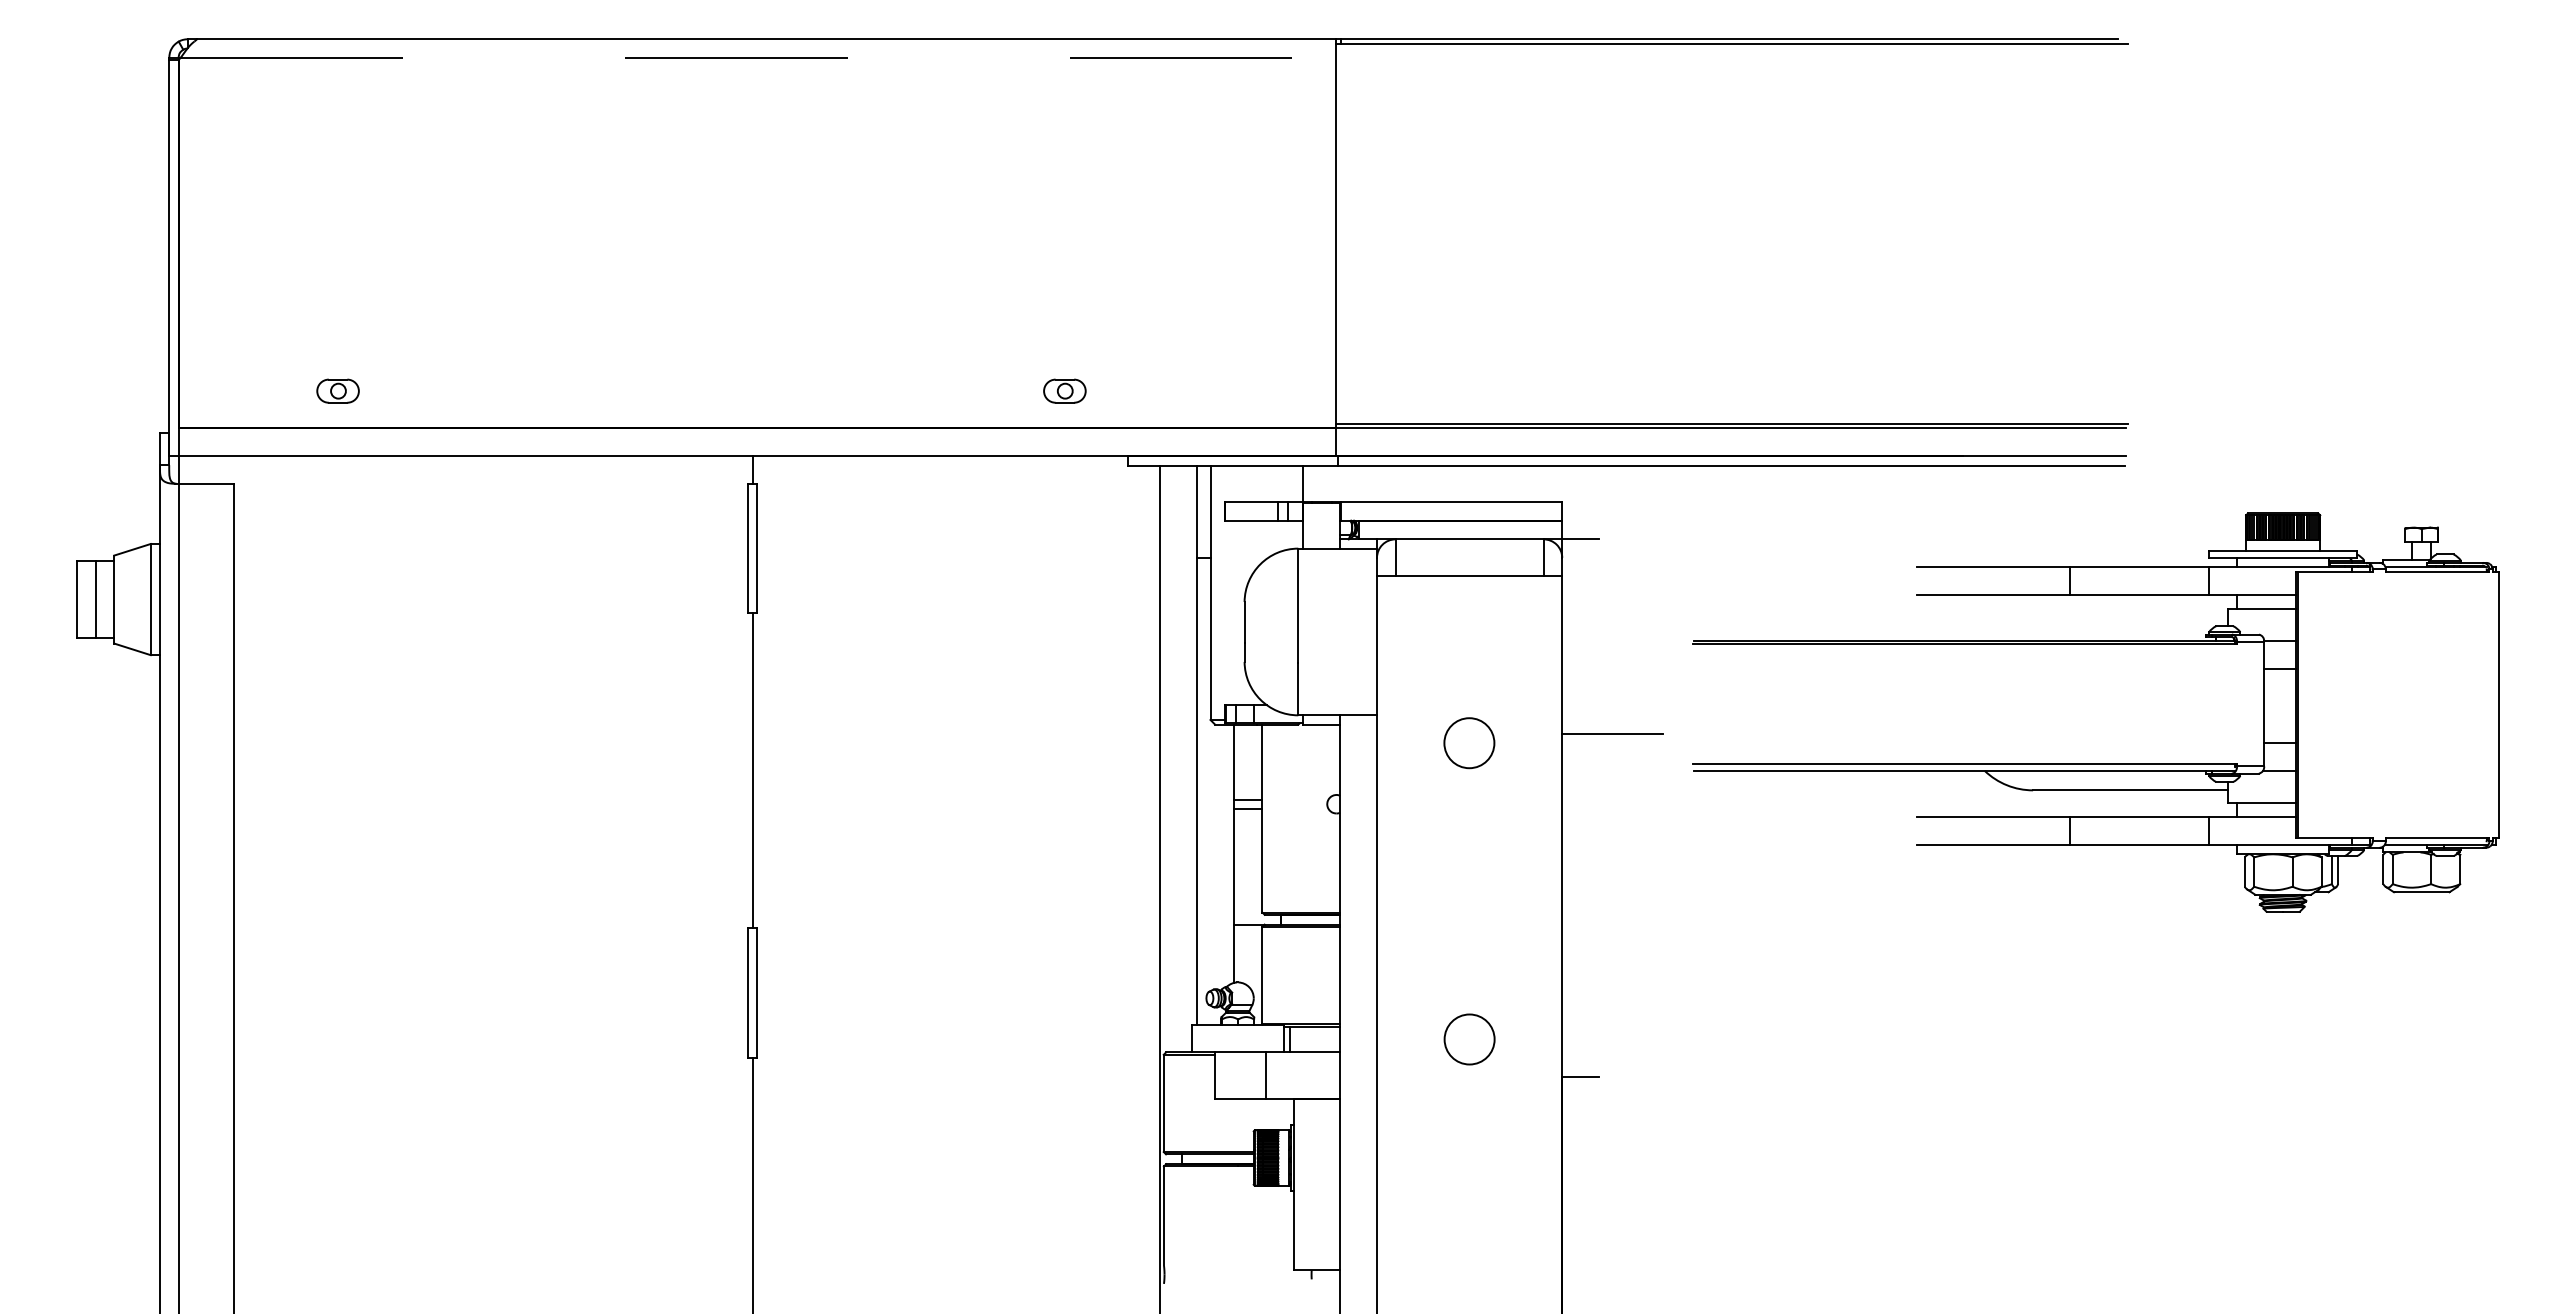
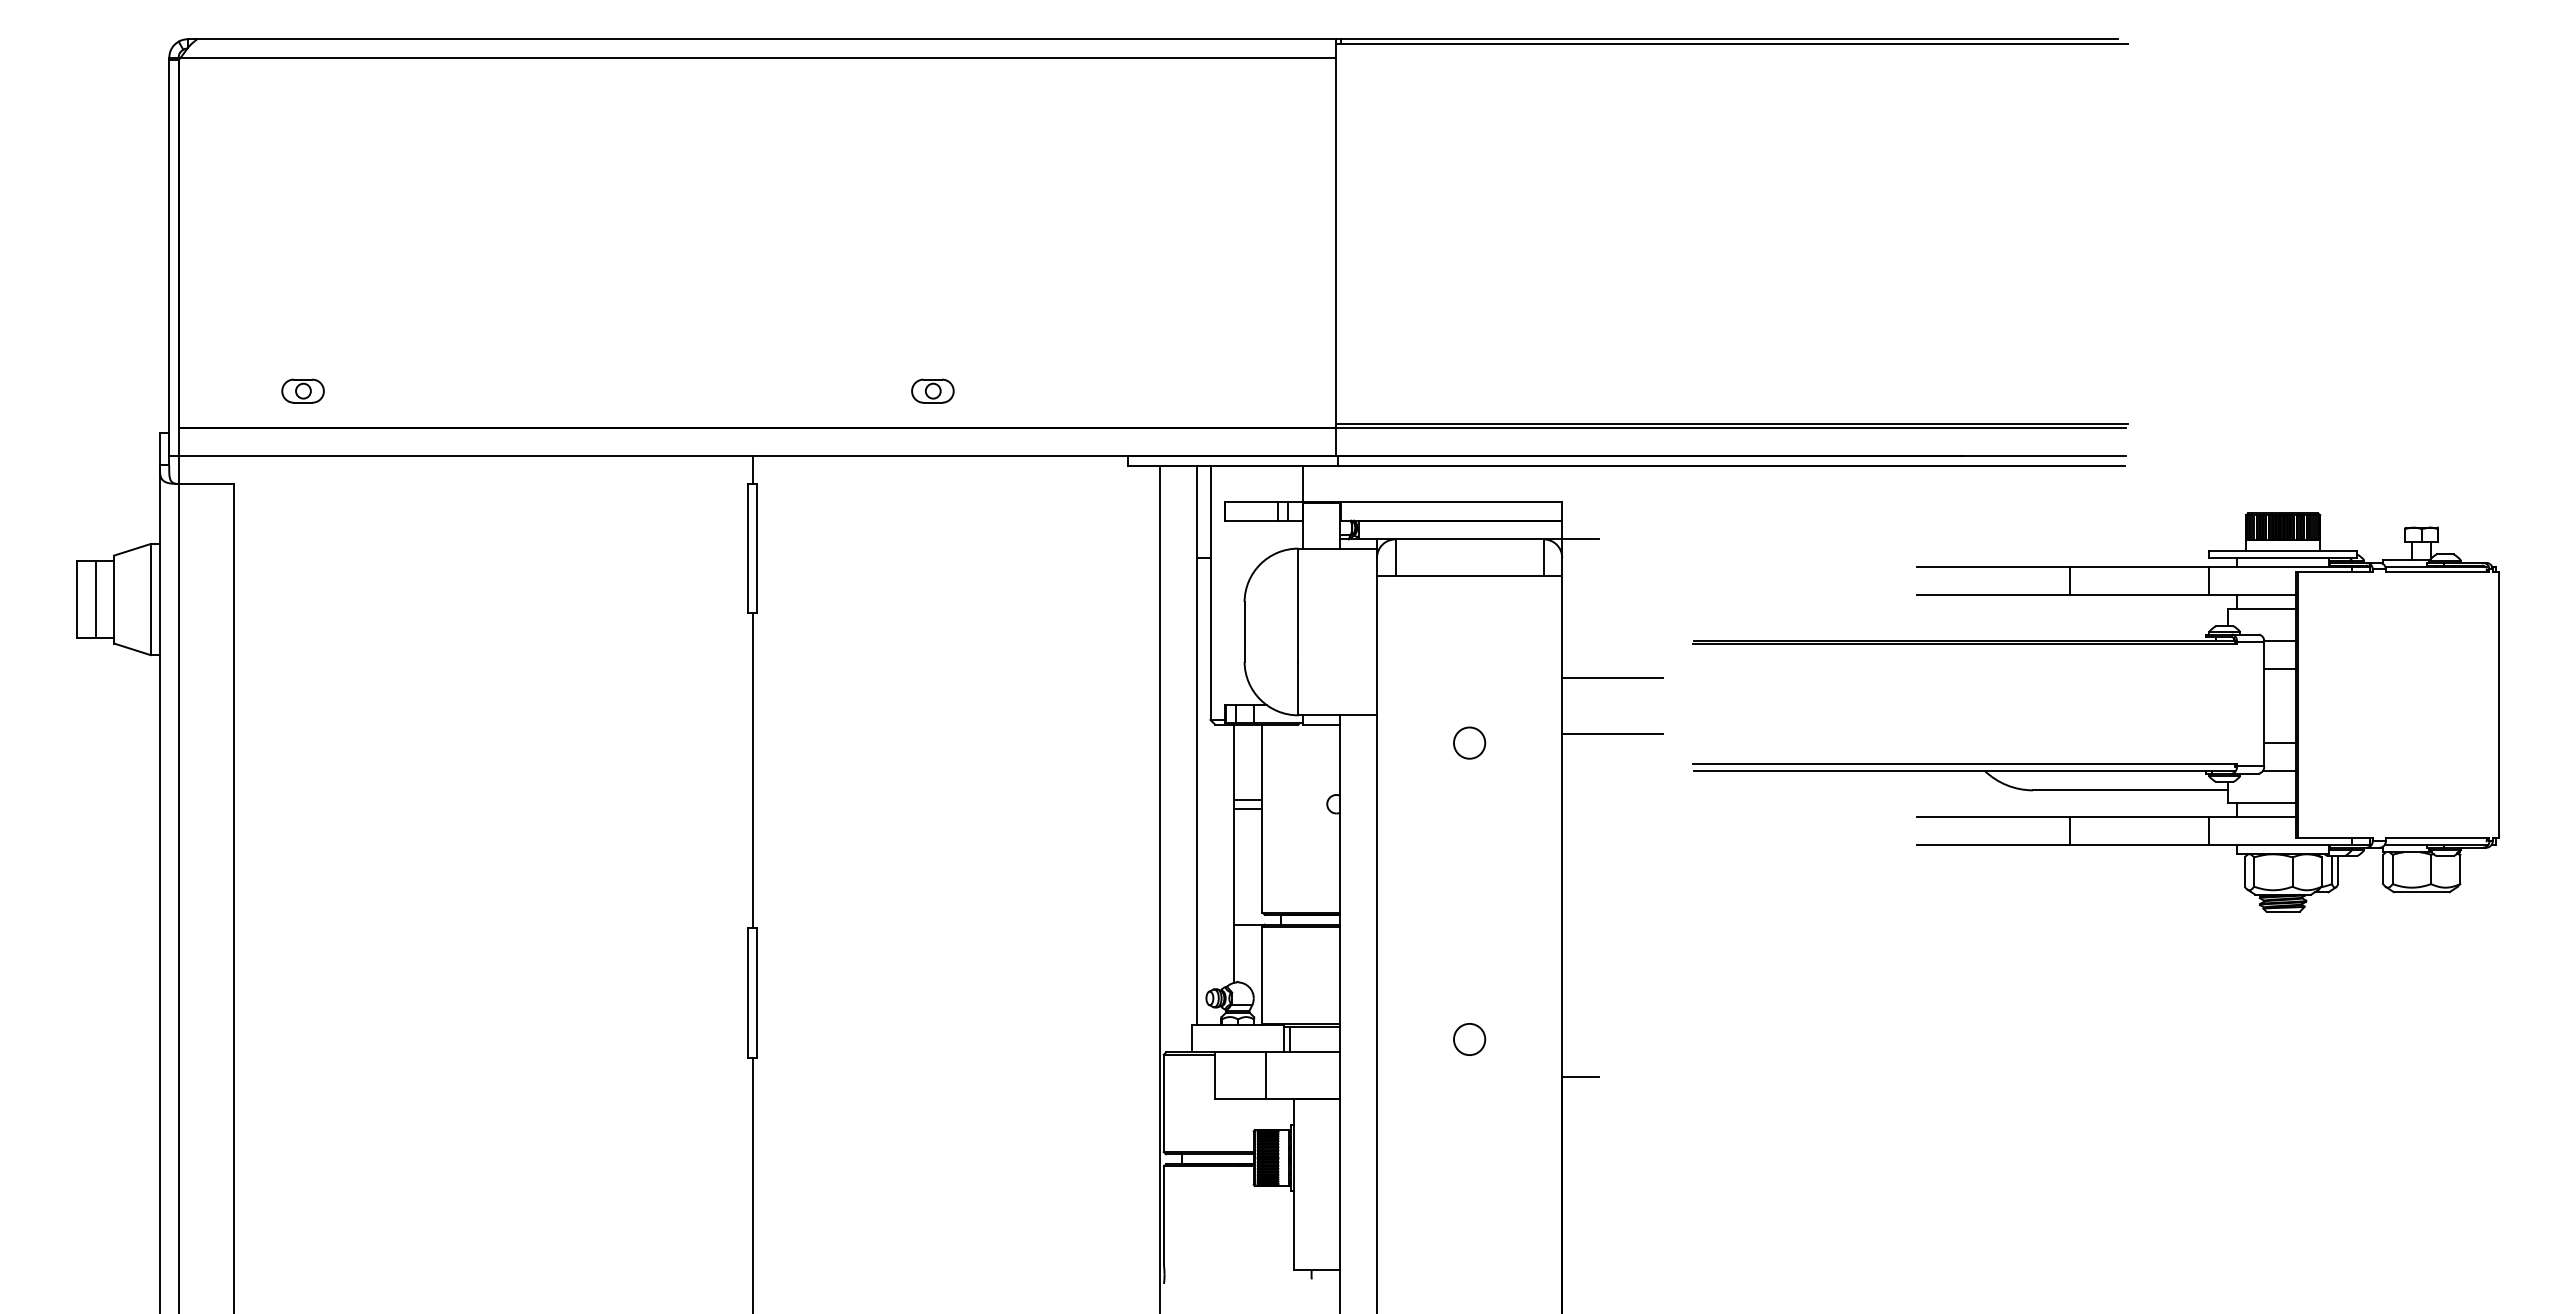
line: dashed -> solid (758, 57)
part position: (337, 390) -> (302, 390) (302, 390)
part position: (1064, 390) -> (932, 390) (932, 390)
line: none -> present (1612, 678)
circle size: 53x53 px -> 34x34 px (1469, 742)
circle diameter: 50 px -> 31 px (1469, 1039)
